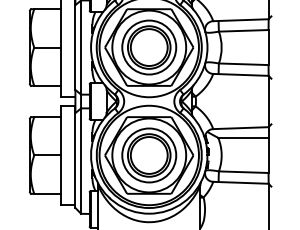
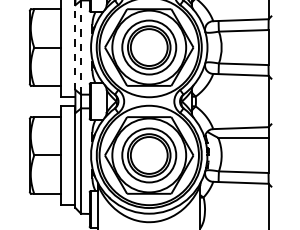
line: solid -> dashed (75, 47)
line: solid -> dashed (81, 48)
